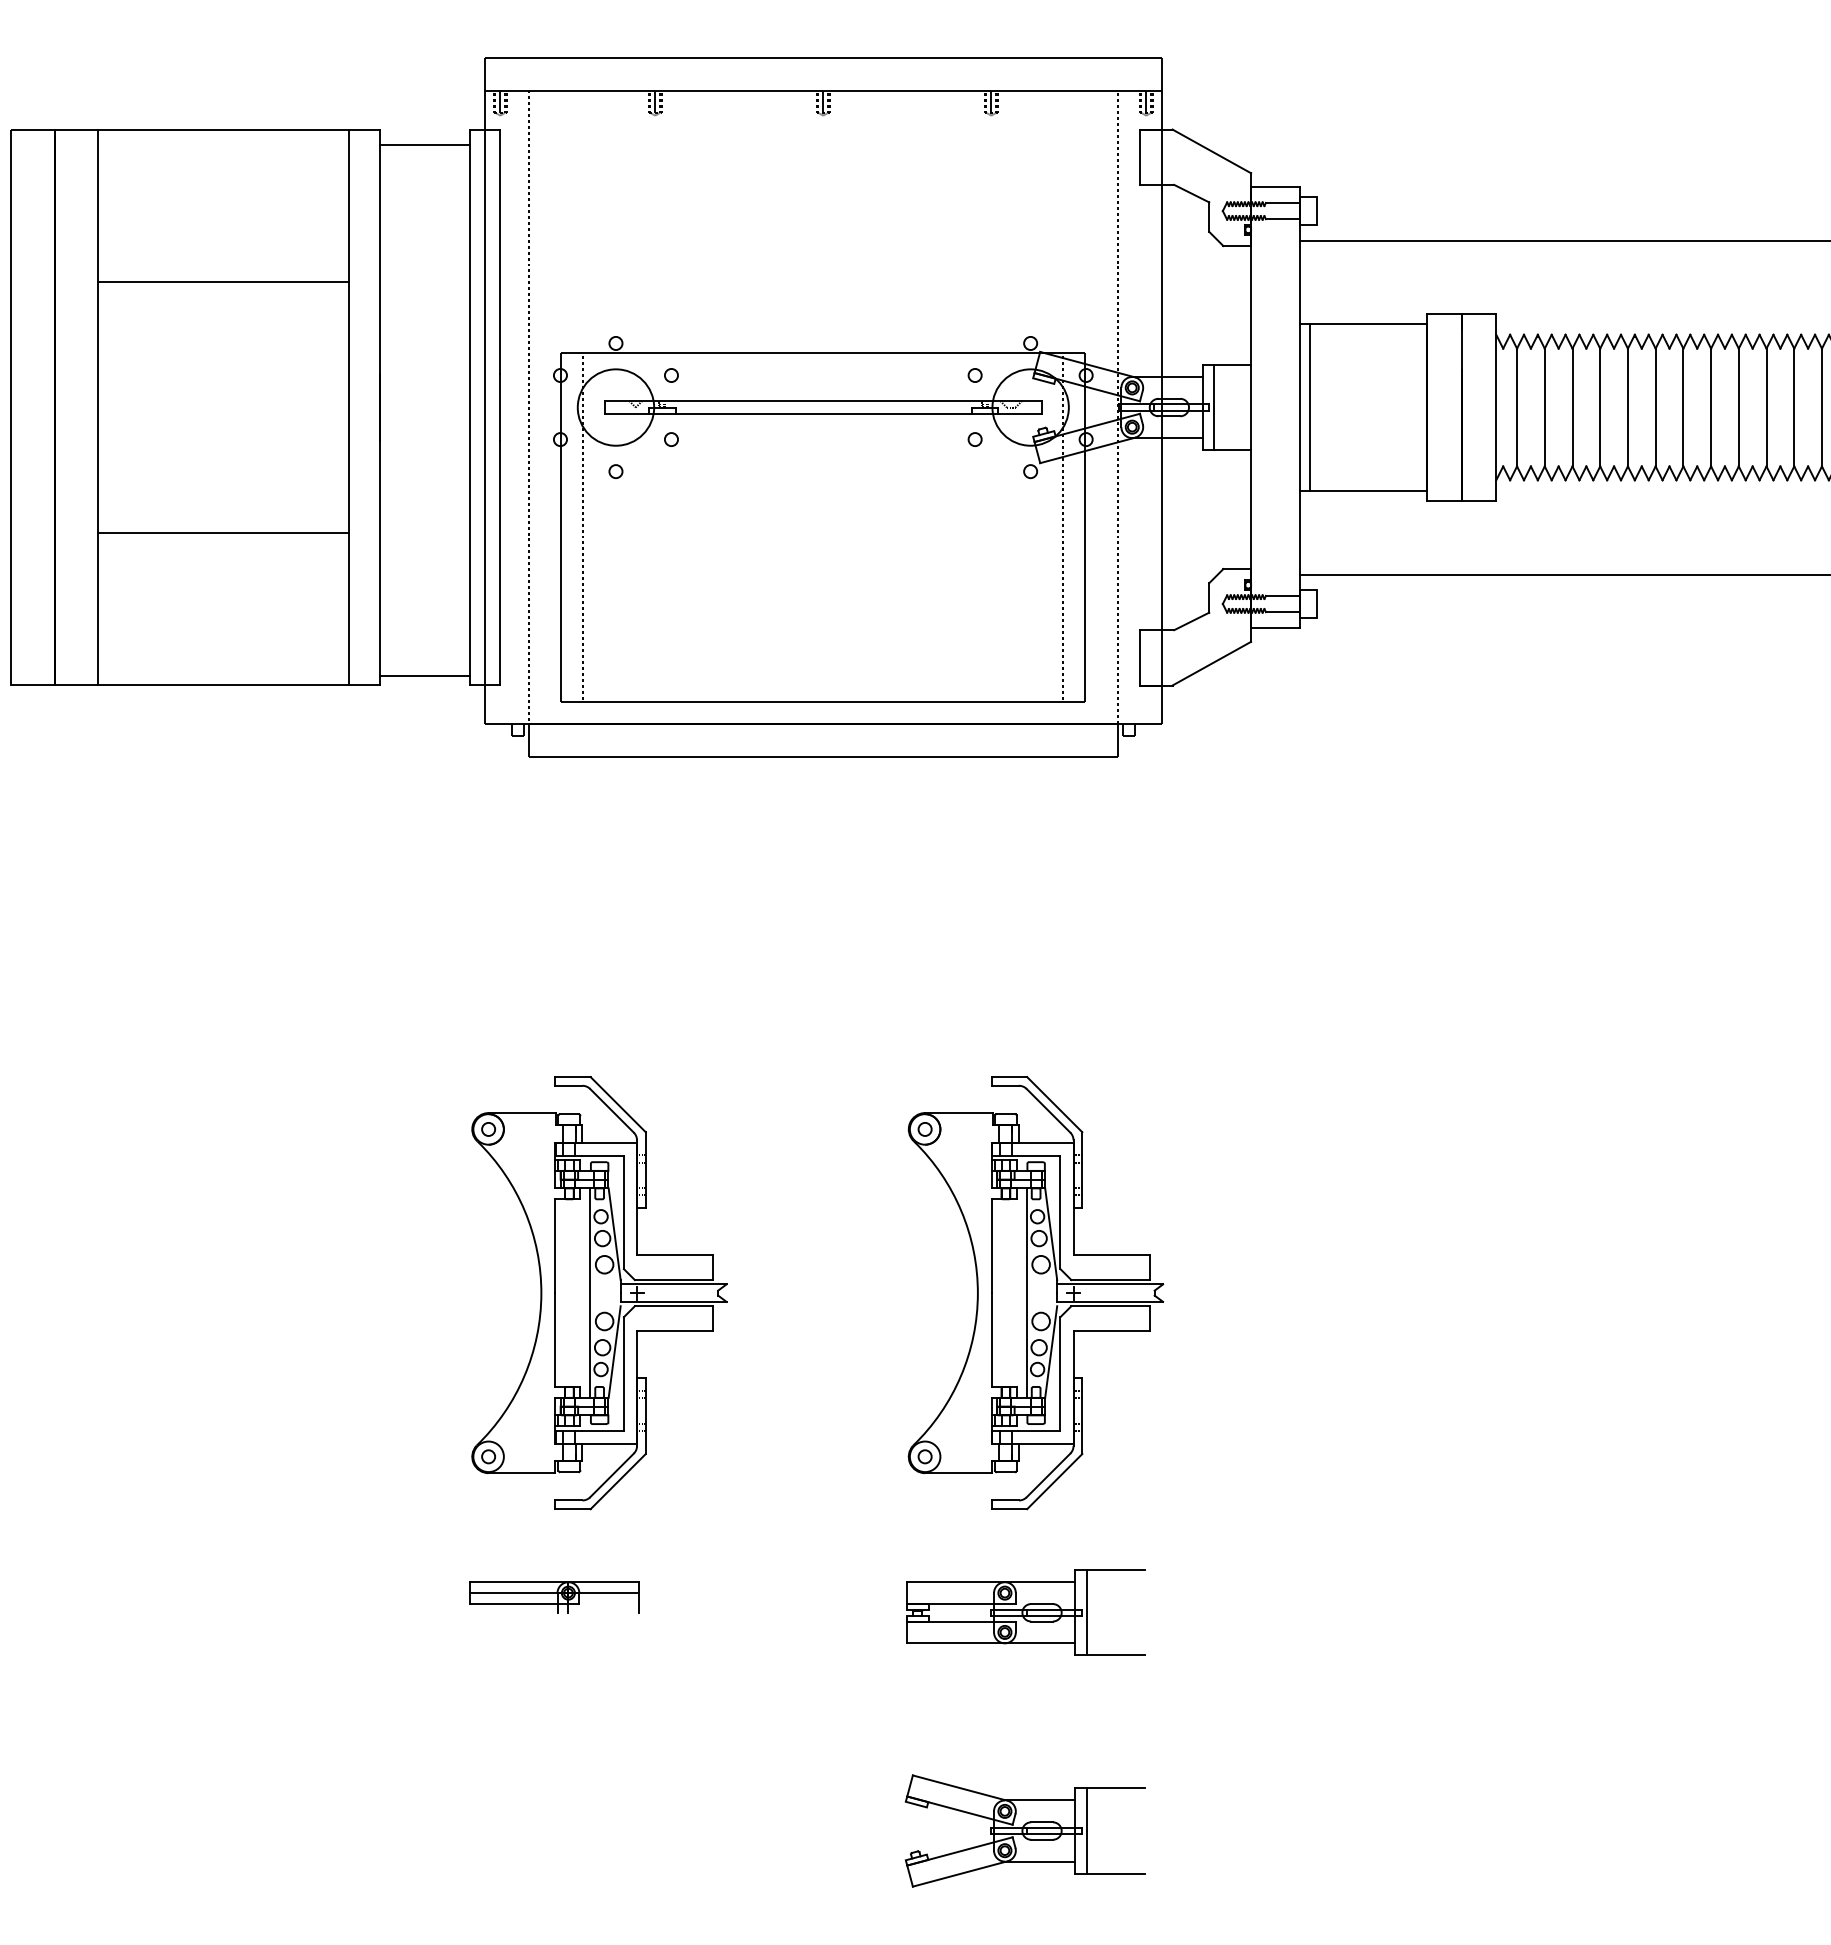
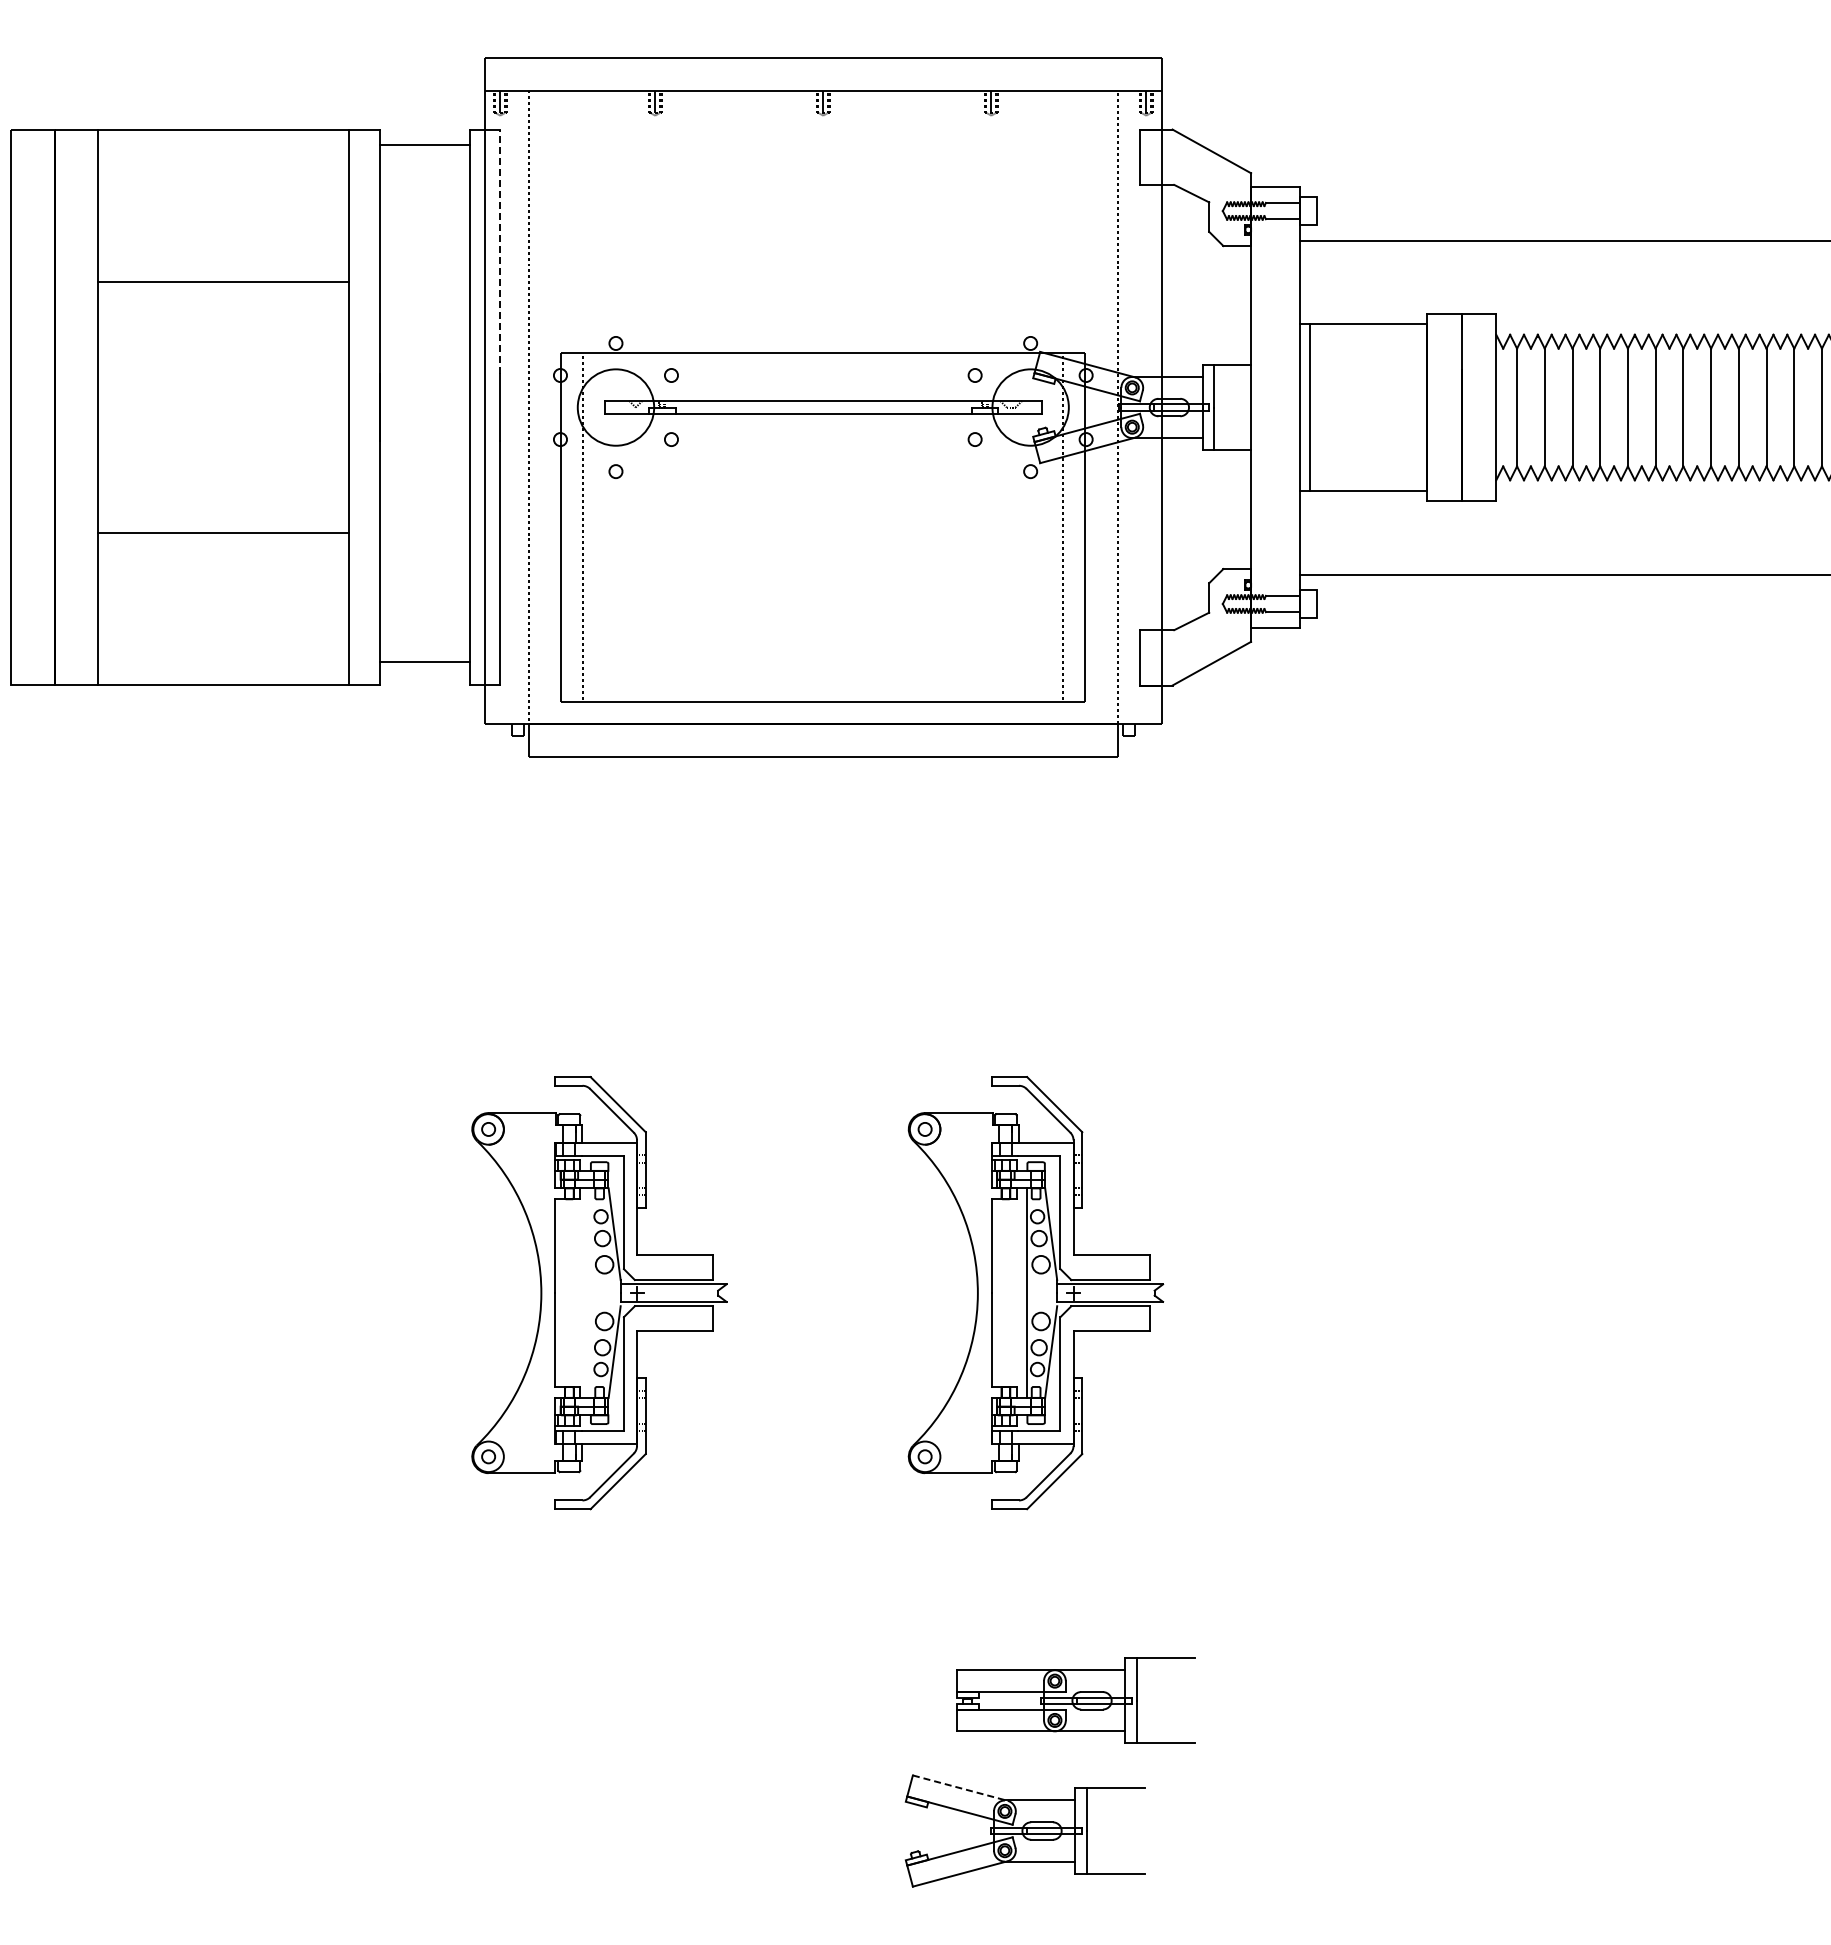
line: solid -> dashed (500, 252)
line position: (424, 675) -> (424, 661) (424, 661)
line: present -> none (590, 1292)
part: present -> none (554, 1597)
part position: (1025, 1612) -> (1075, 1700) (1075, 1700)
line: solid -> dashed (960, 1788)
